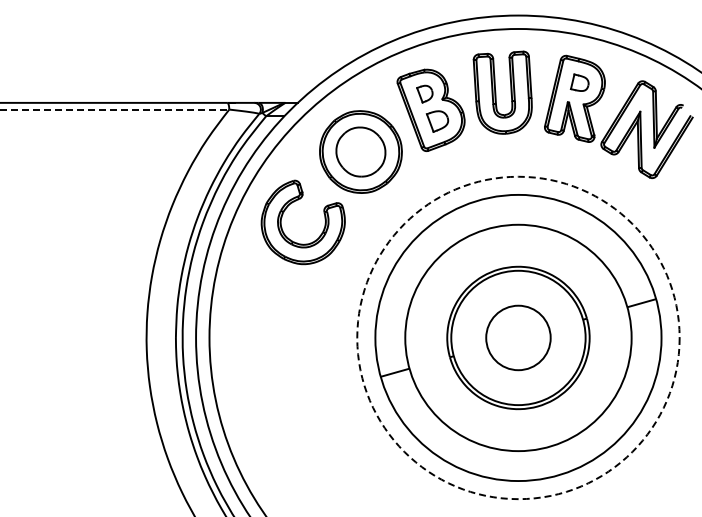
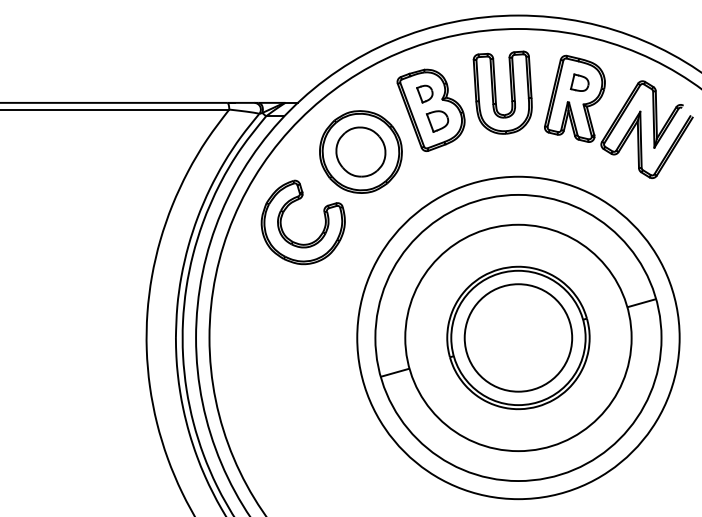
line: dashed -> solid (115, 109)
circle diameter: 64 px -> 107 px (518, 337)
circle: dashed -> solid (518, 337)
